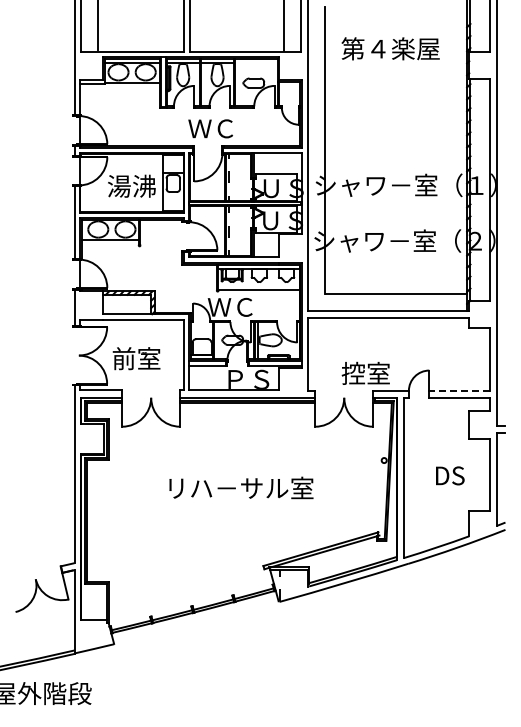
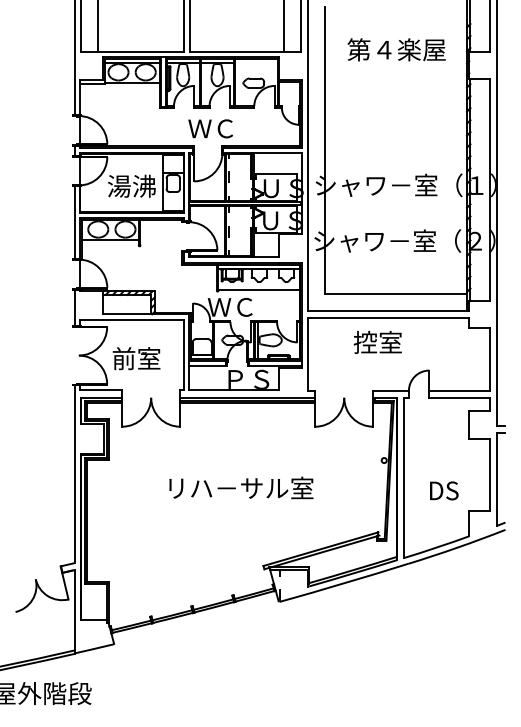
text position: (390, 48) -> (396, 49) (396, 49)
text position: (365, 372) -> (377, 341) (377, 341)
line: dashed -> solid (459, 390)
text position: (450, 475) -> (444, 490) (444, 490)
